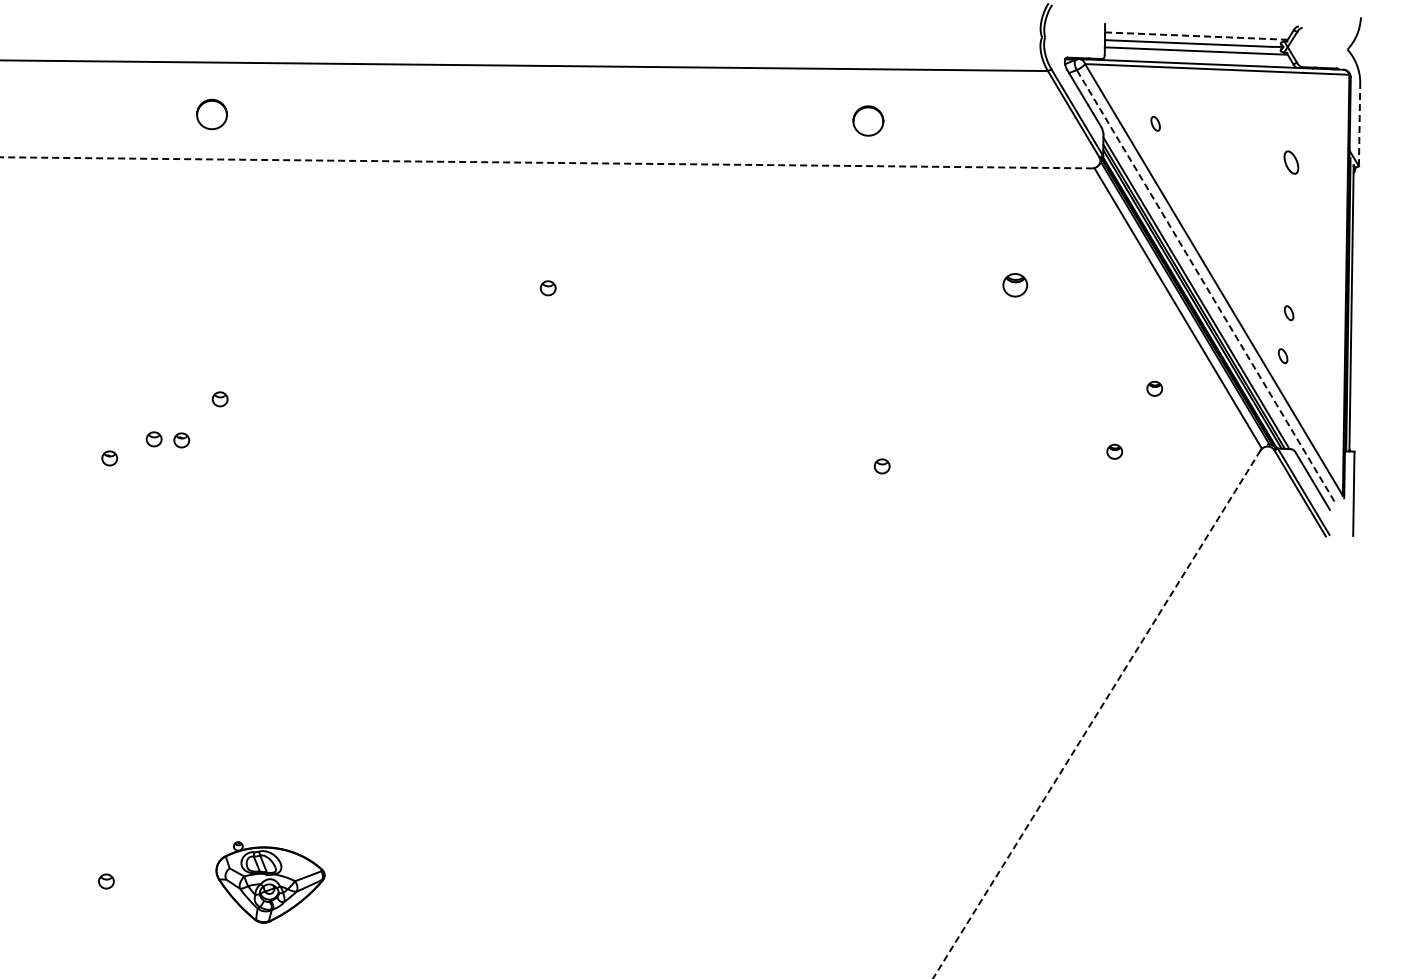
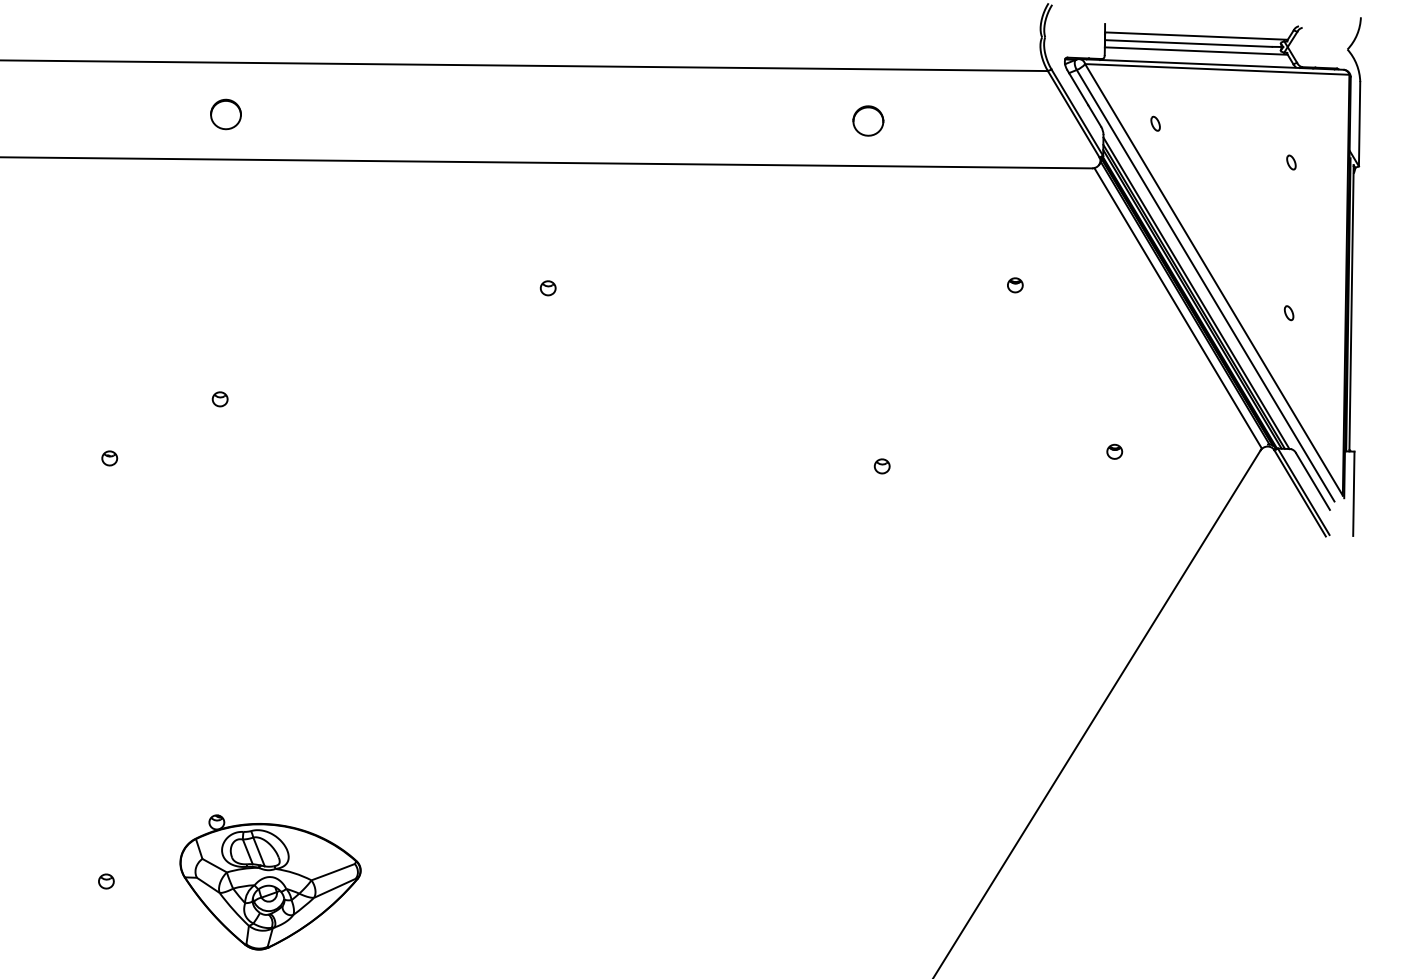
line: dashed -> solid (1196, 36)
part position: (211, 114) -> (225, 114) (225, 114)
line: dashed -> solid (1359, 124)
line: dashed -> solid (546, 162)
part size: 17x25 px -> 11x17 px (1291, 162)
part size: 27x25 px -> 17x17 px (1015, 285)
line: dashed -> solid (1205, 285)
part: present -> none (1282, 356)
part: present -> none (1154, 388)
part: present -> none (153, 439)
part: present -> none (181, 440)
line: dashed -> solid (1096, 714)
part size: 111x83 px -> 183x137 px (270, 882)
